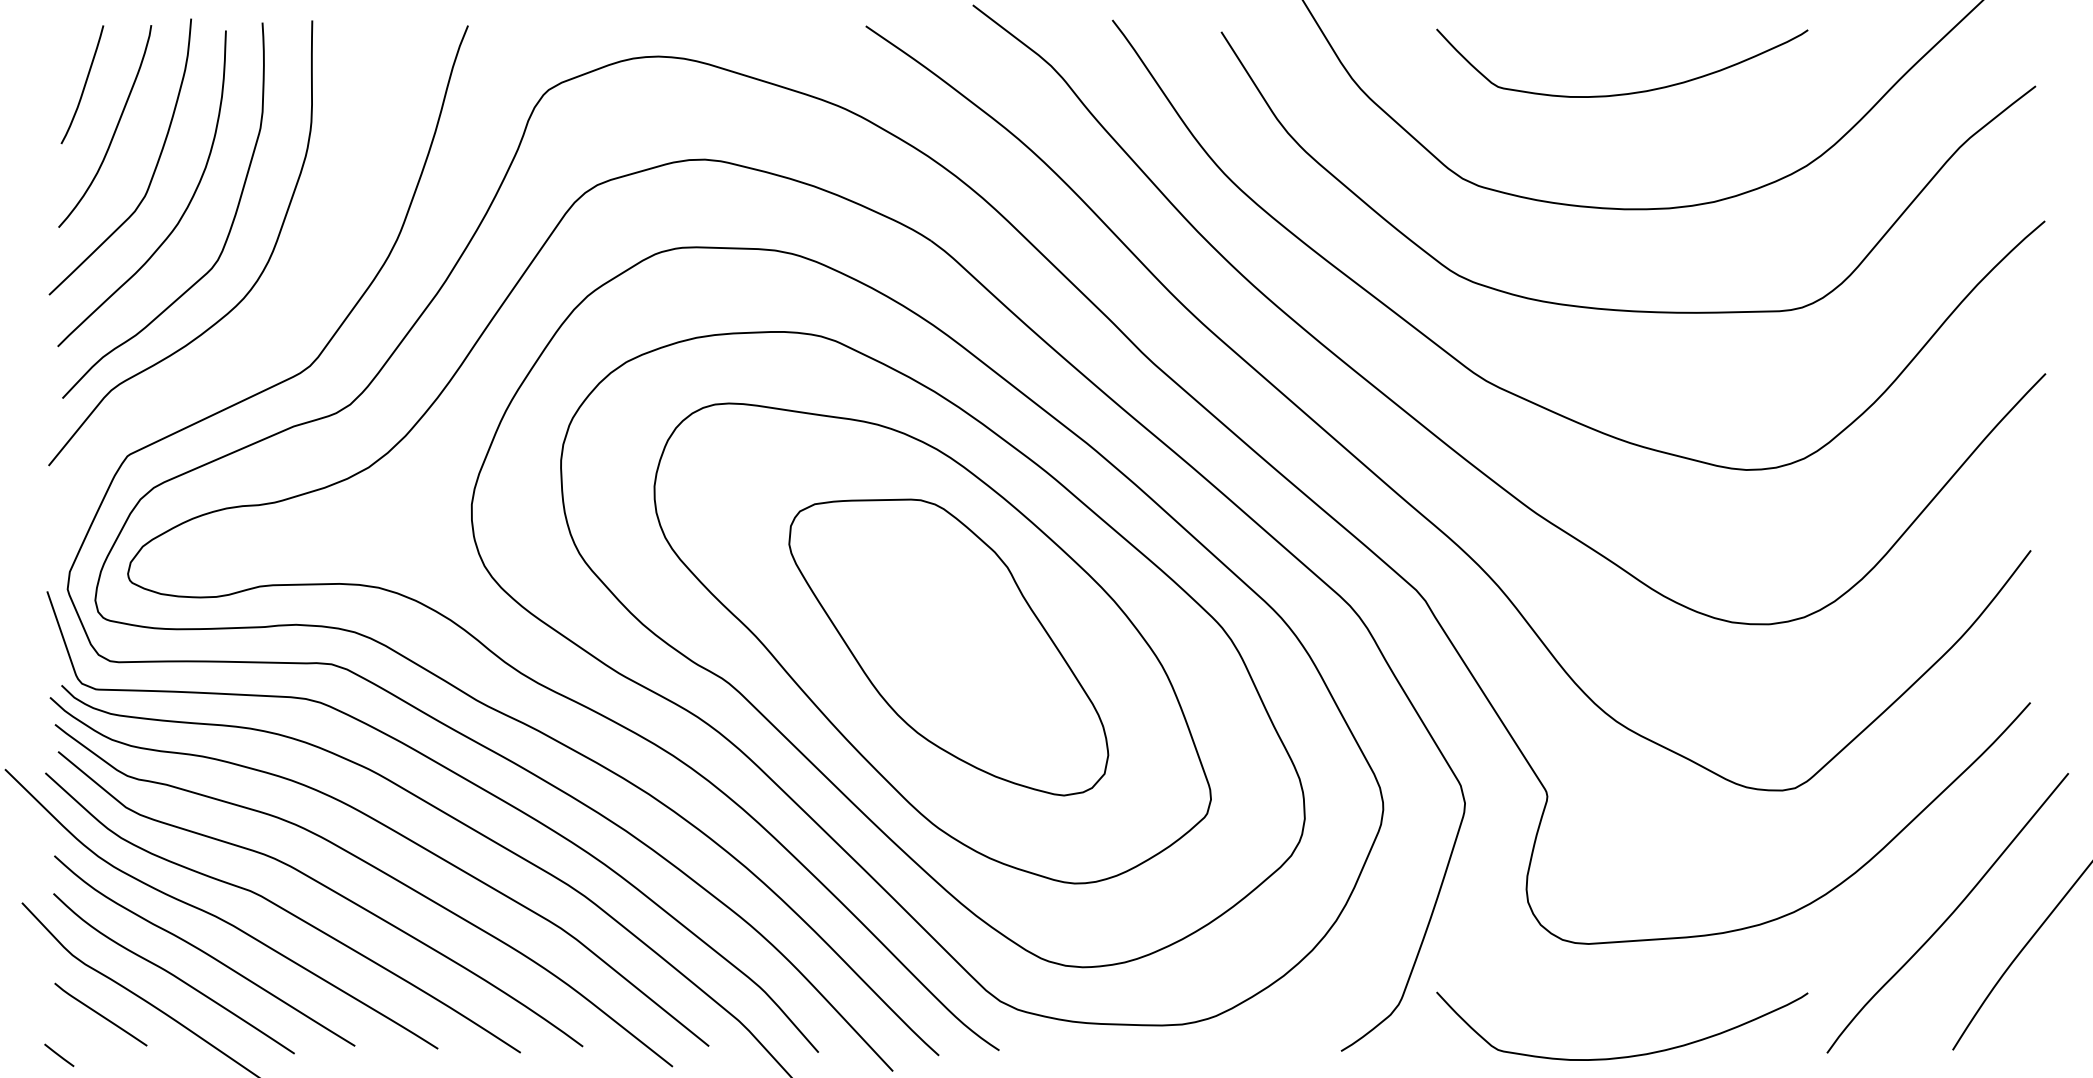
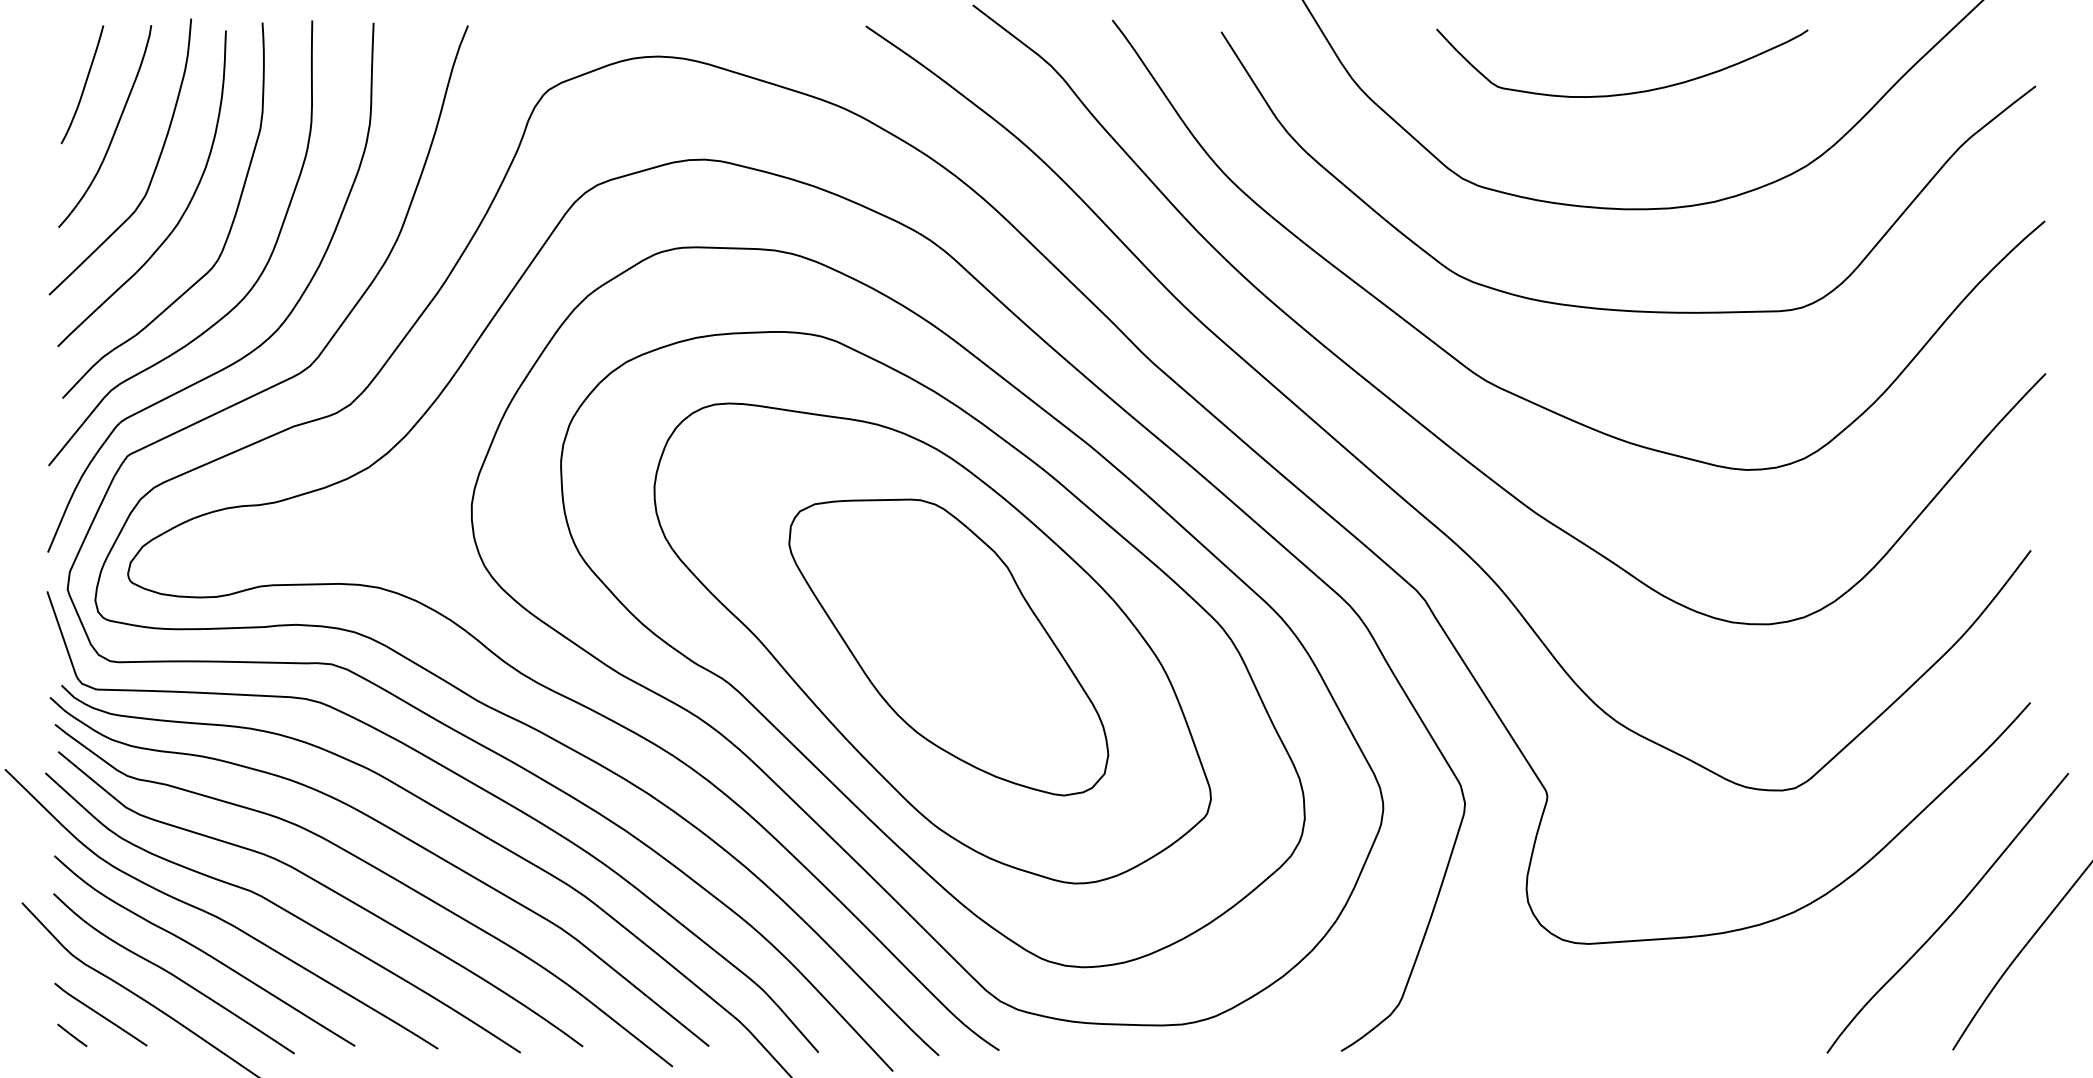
curve: none -> present (251, 350)
line position: (59, 1055) -> (72, 1035) (72, 1035)
curve: present -> none (1629, 1055)
